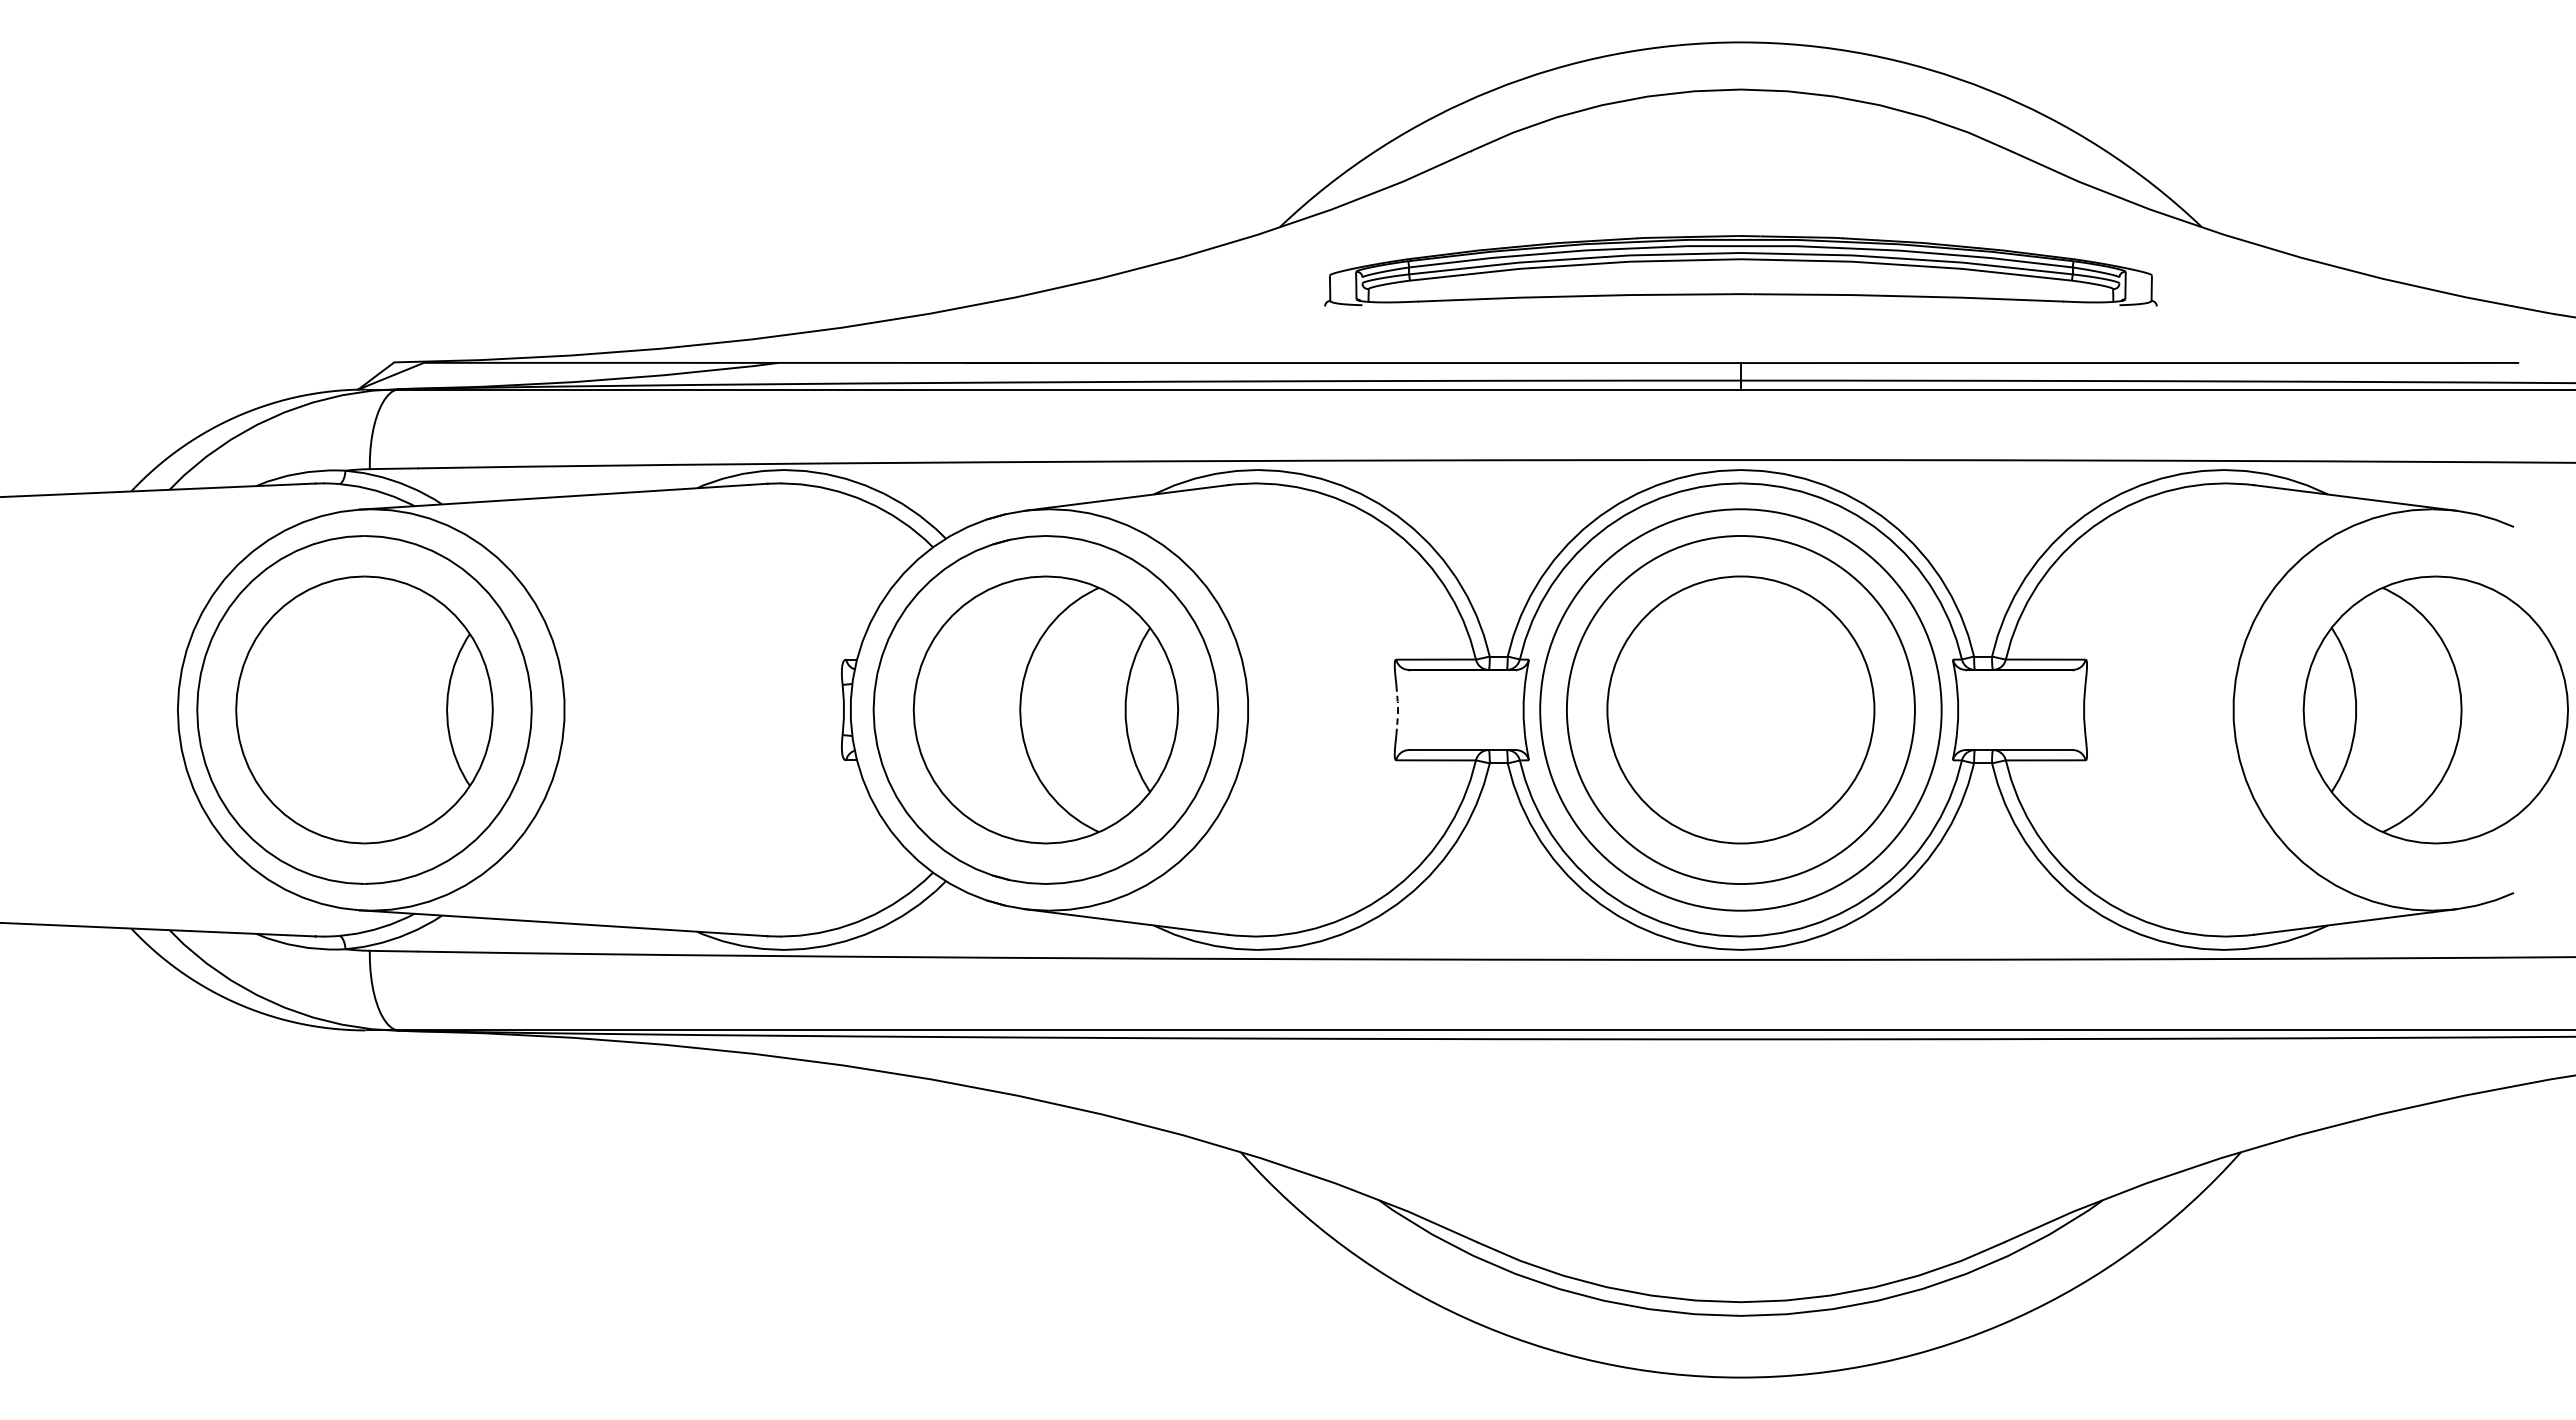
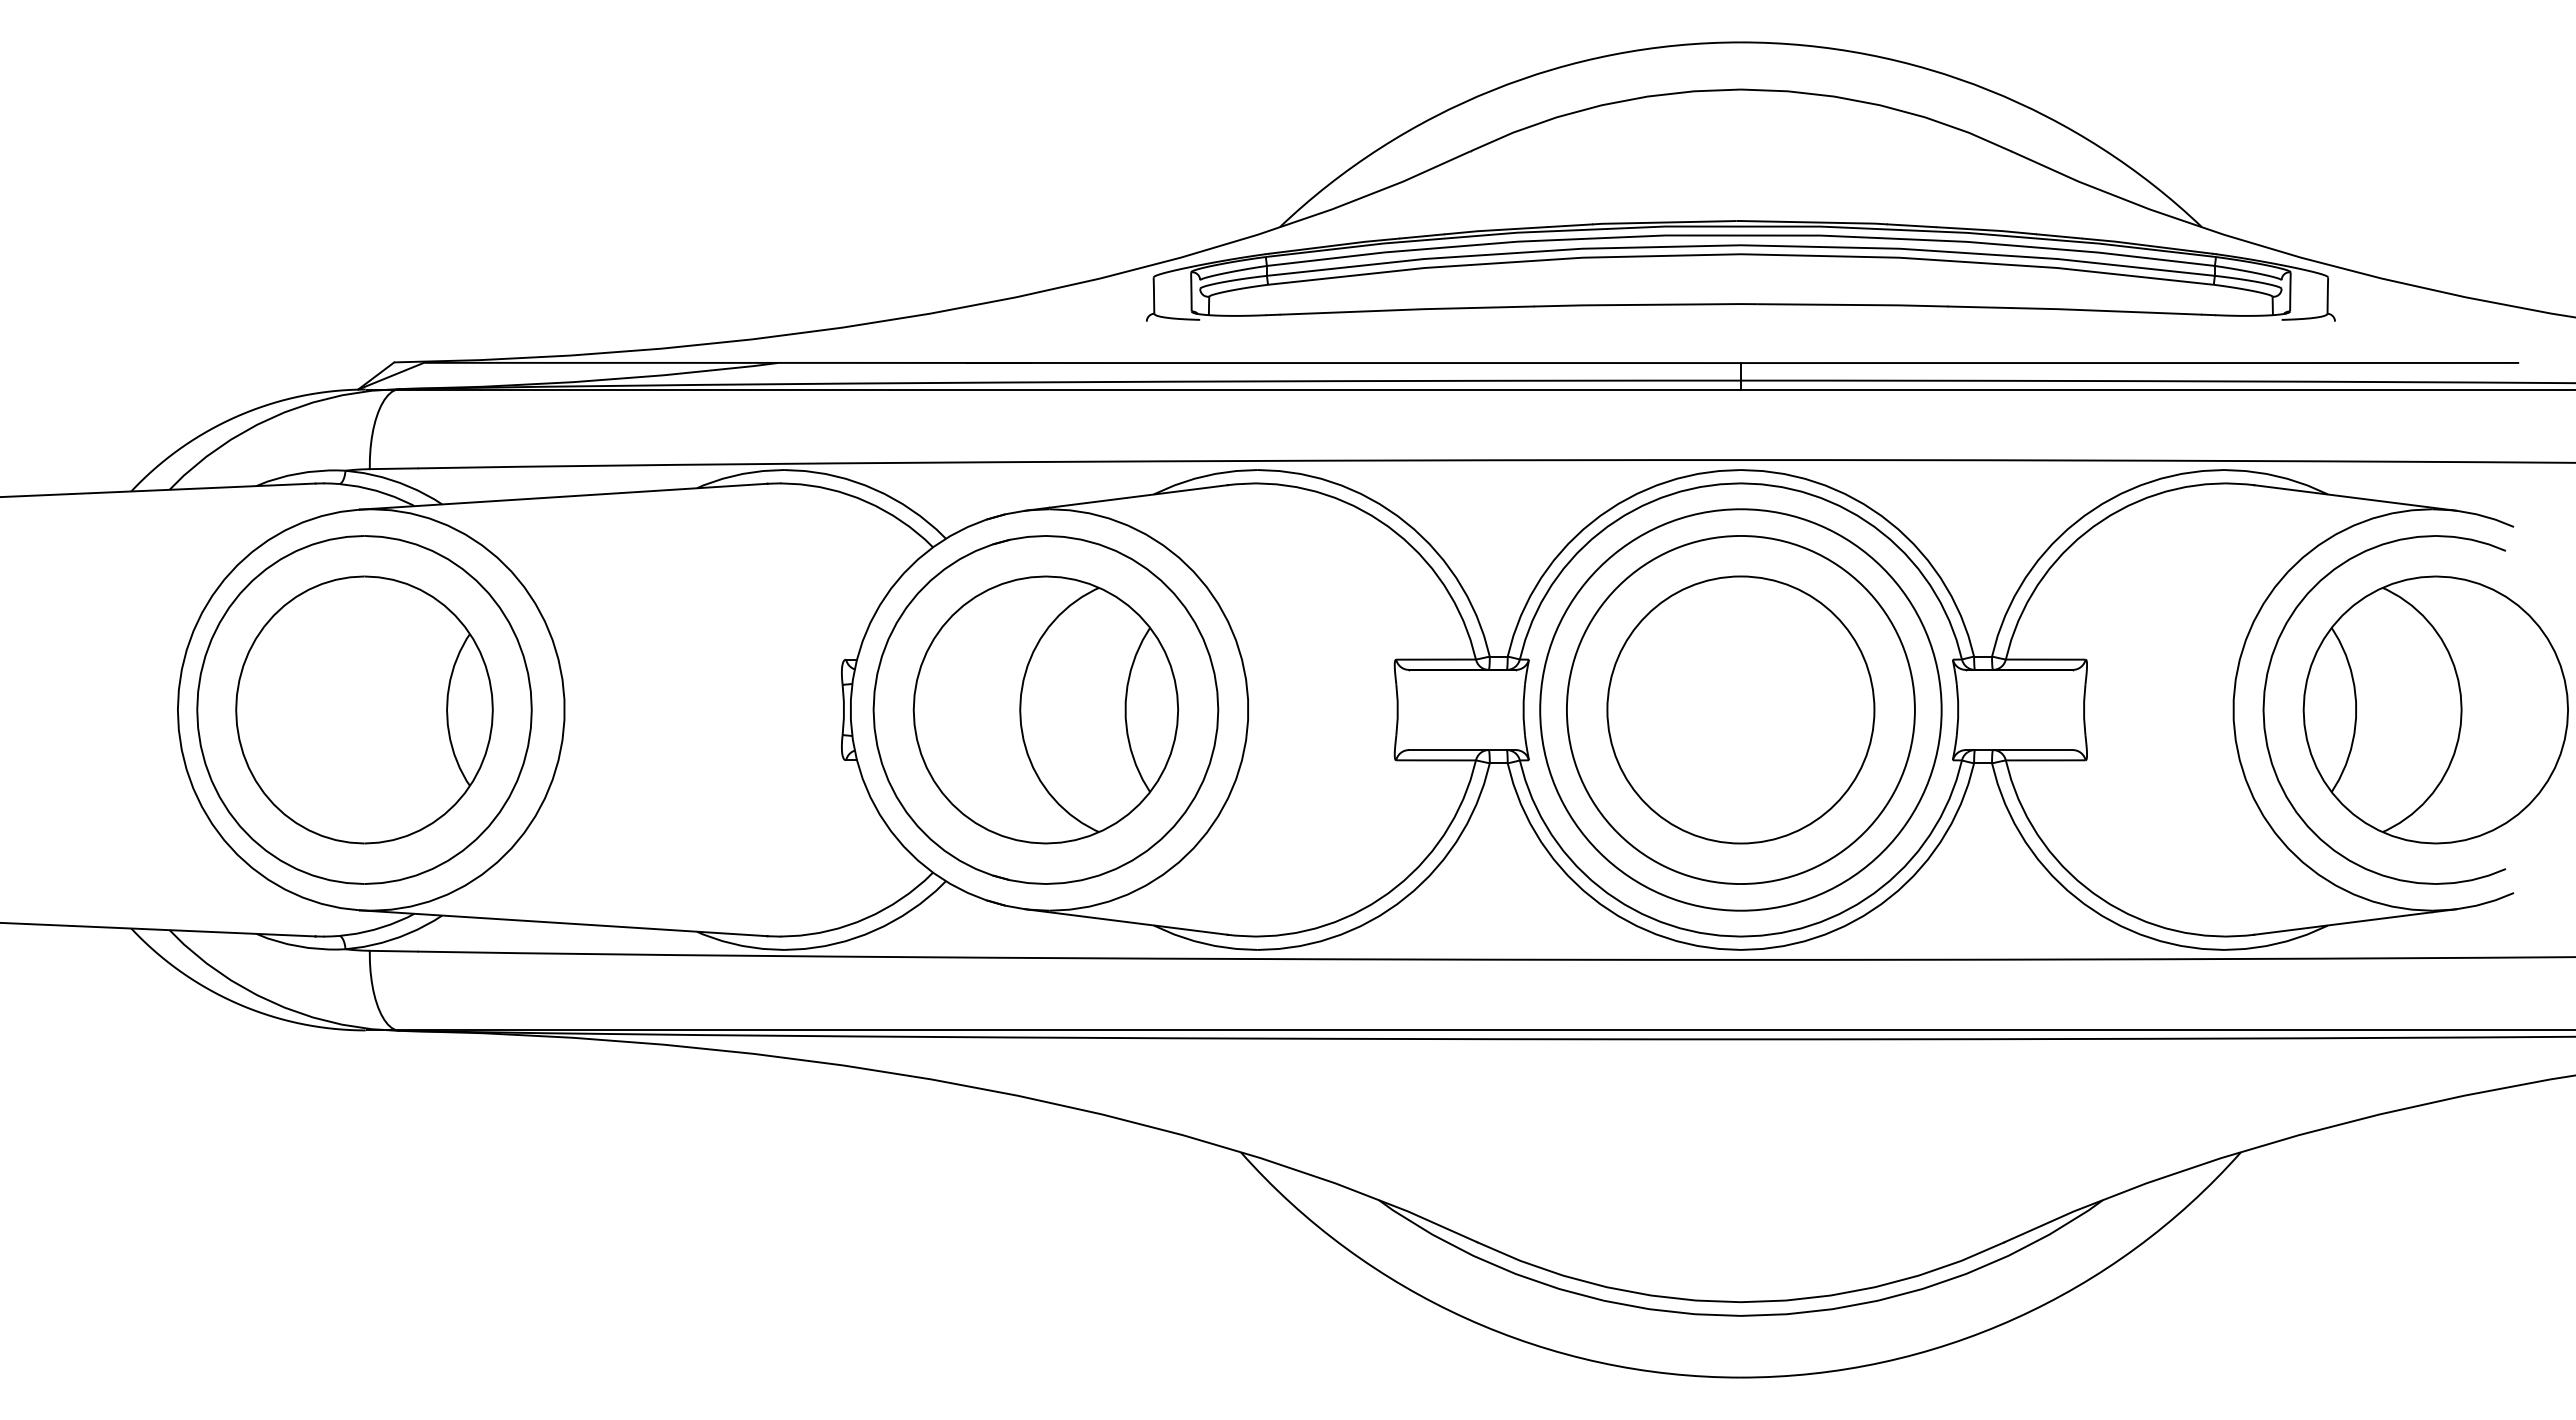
part size: 834x72 px -> 1190x102 px (1740, 270)
part: none -> present (2265, 697)
line: dashed -> solid (1397, 710)
